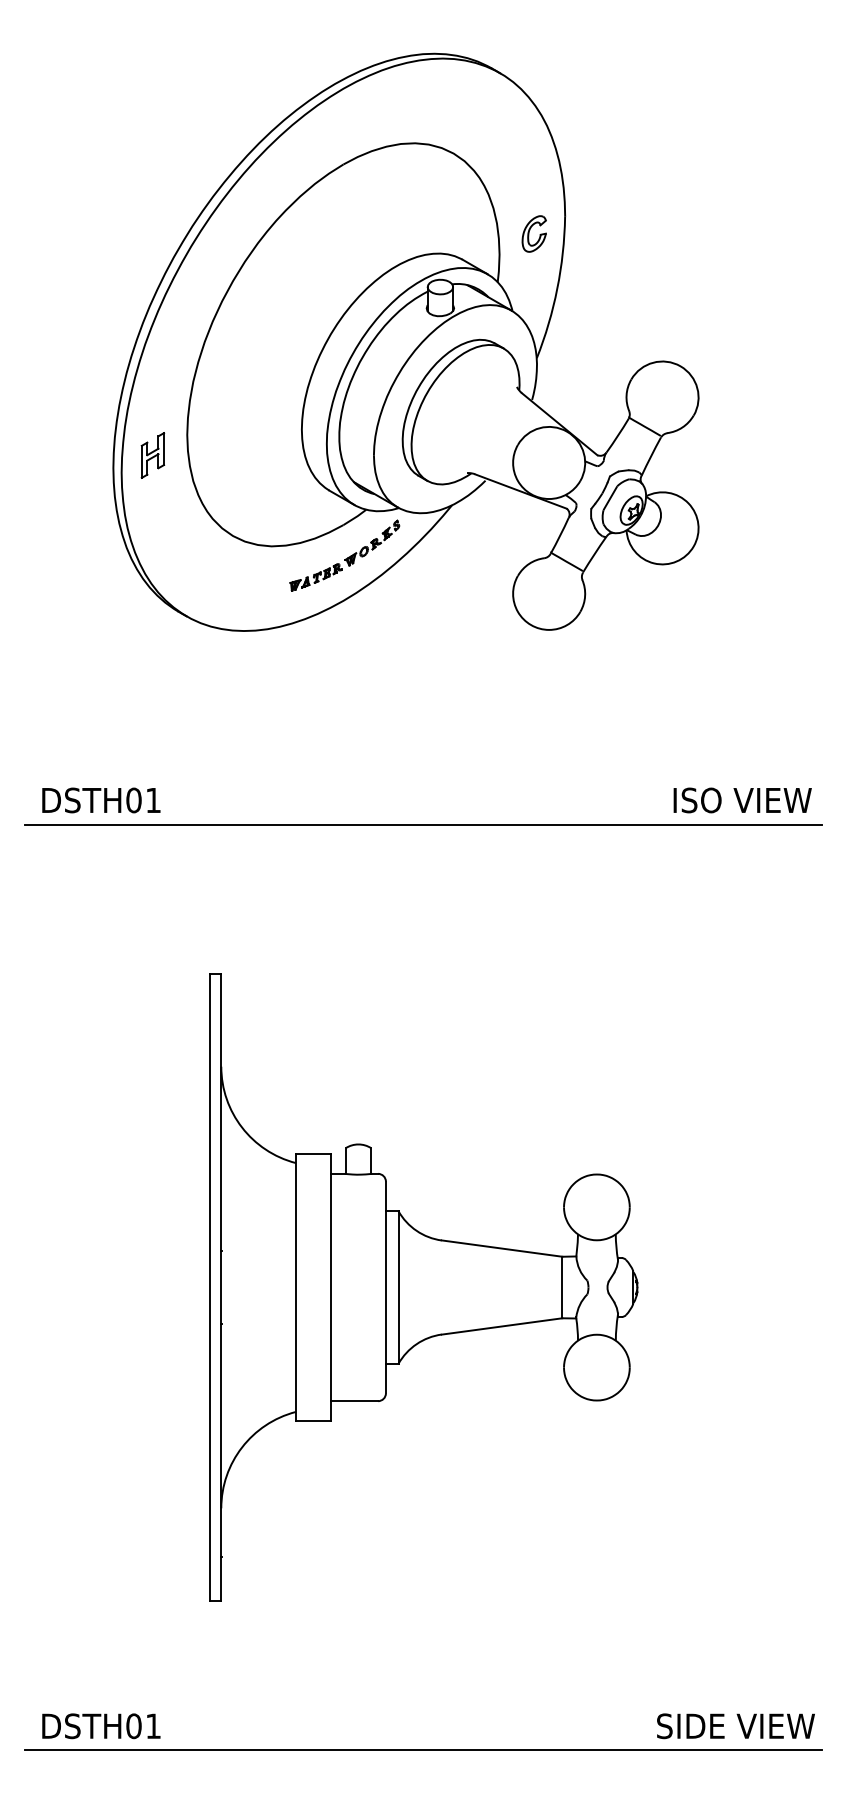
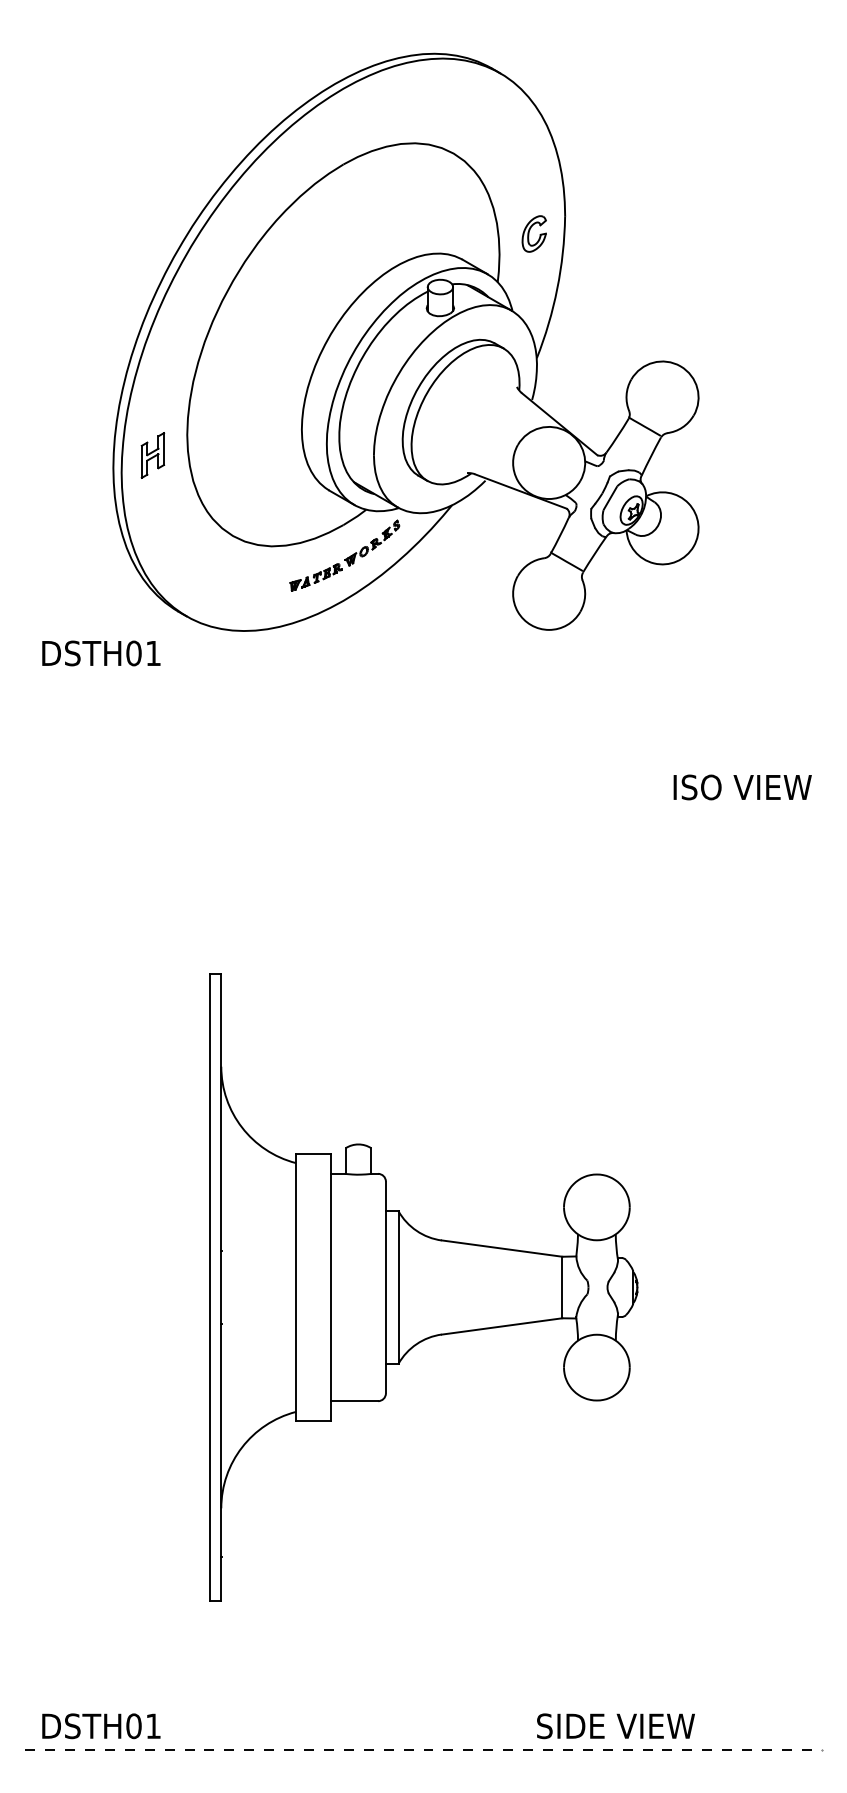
text position: (101, 800) -> (101, 653) (101, 653)
text position: (742, 800) -> (742, 787) (742, 787)
line: present -> none (423, 824)
text position: (735, 1726) -> (615, 1726) (615, 1726)
line: solid -> dashed (424, 1750)
